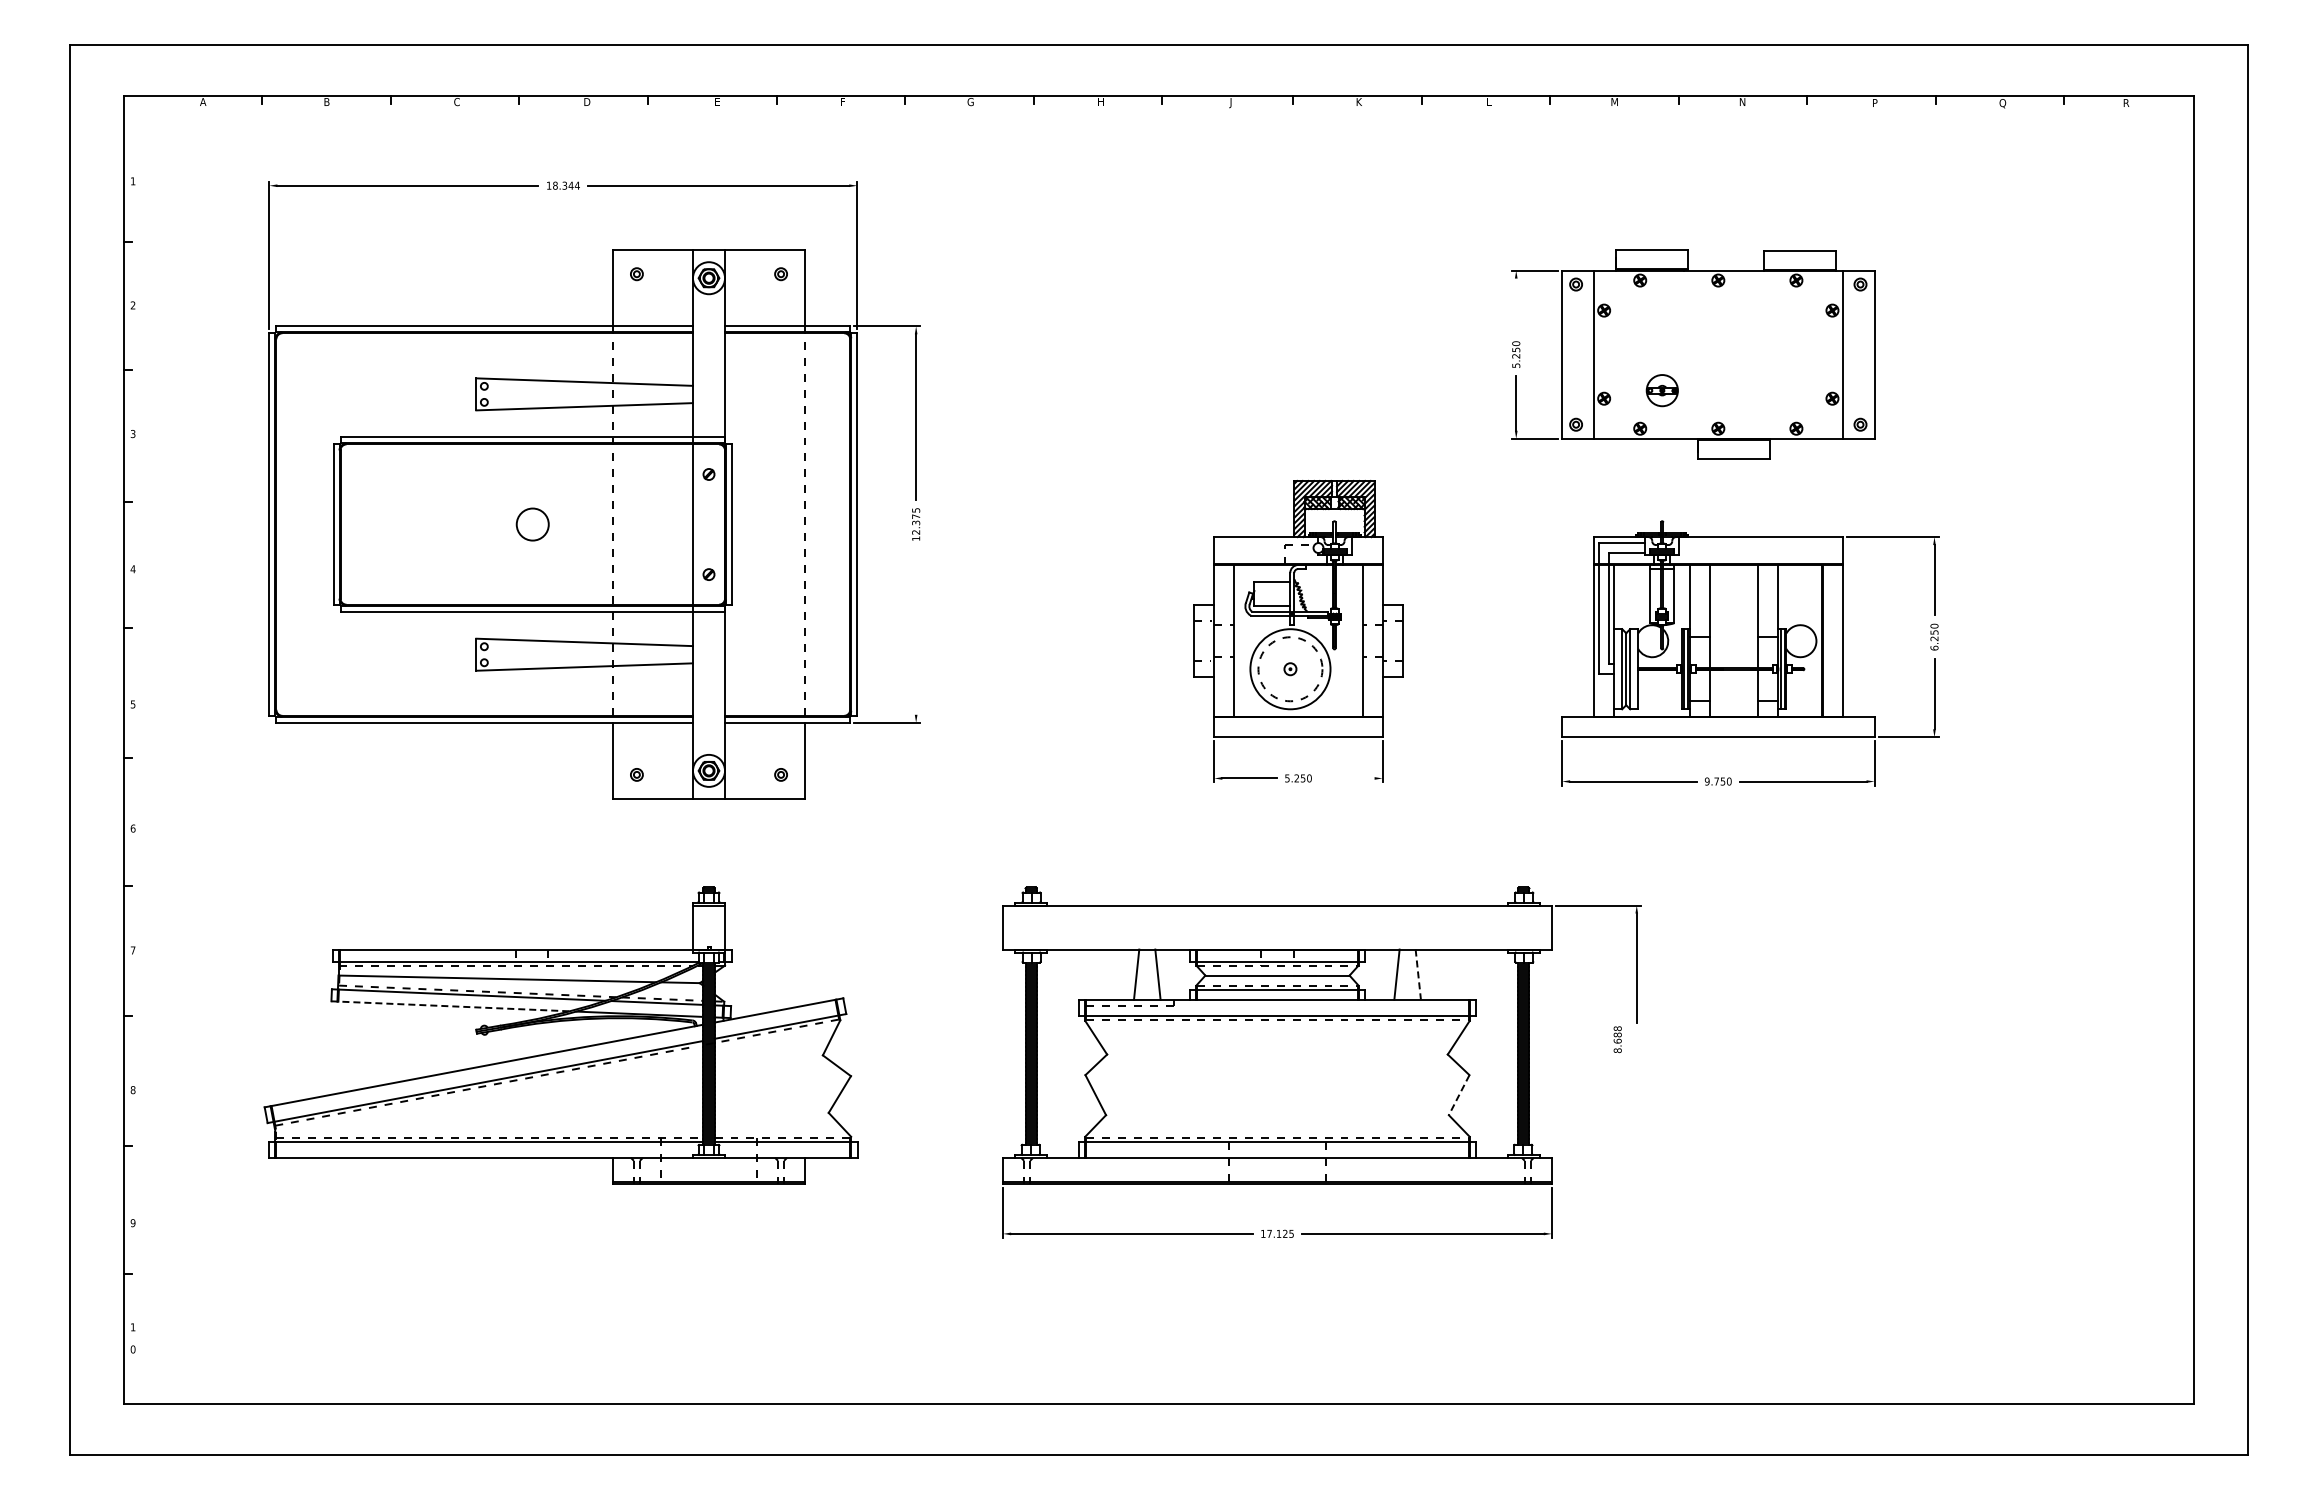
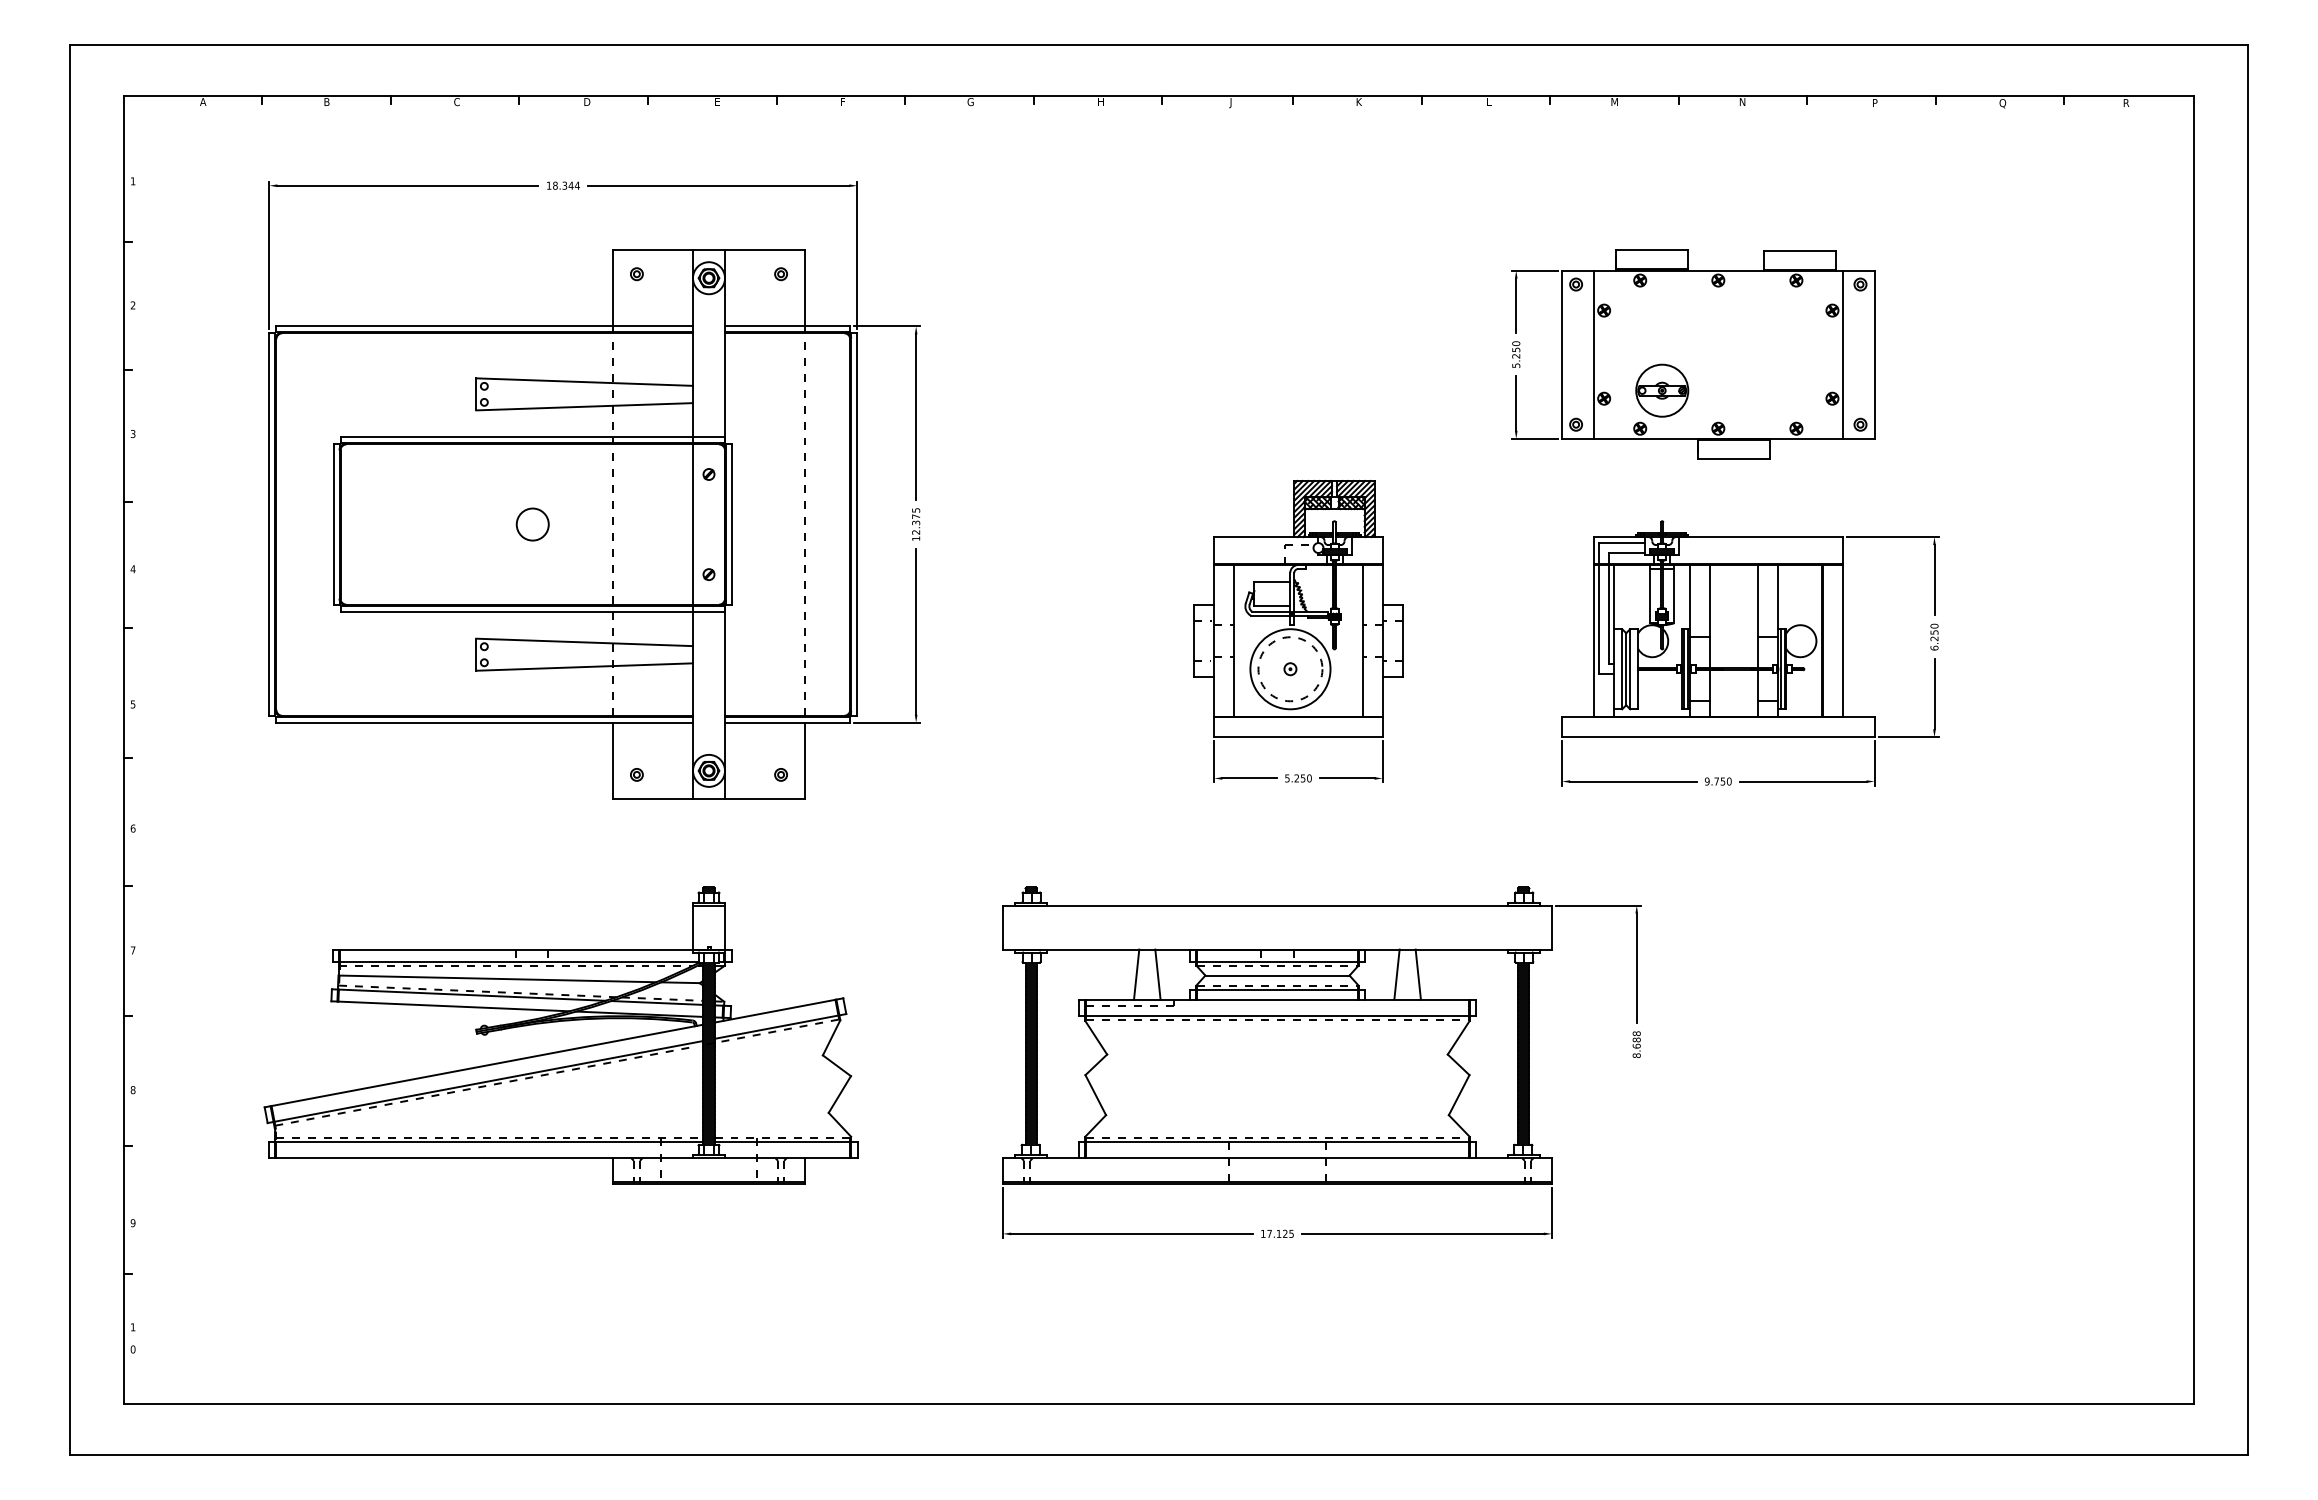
line: none -> present (1516, 305)
part size: 34x34 px -> 55x55 px (1662, 390)
line: none -> present (916, 631)
line: none -> present (1347, 778)
line: dashed -> solid (1418, 975)
line: dashed -> solid (451, 1006)
text position: (1617, 1039) -> (1636, 1044) (1636, 1044)
line: dashed -> solid (1459, 1095)
